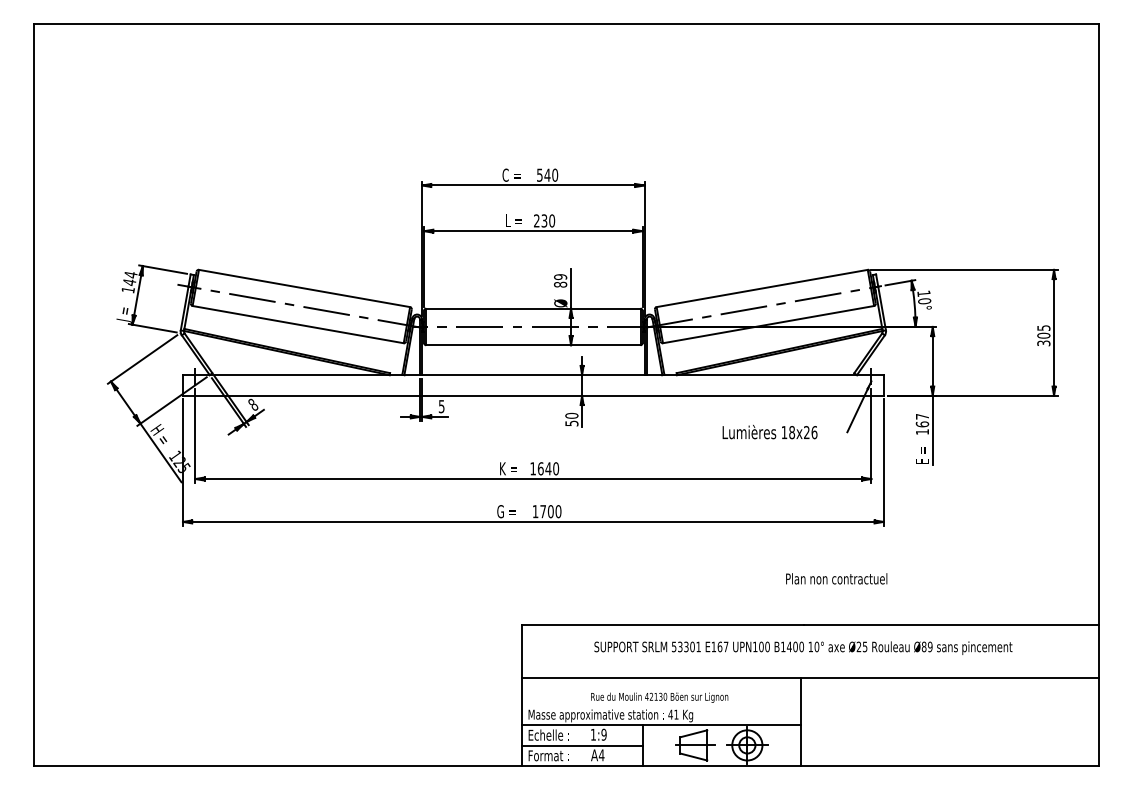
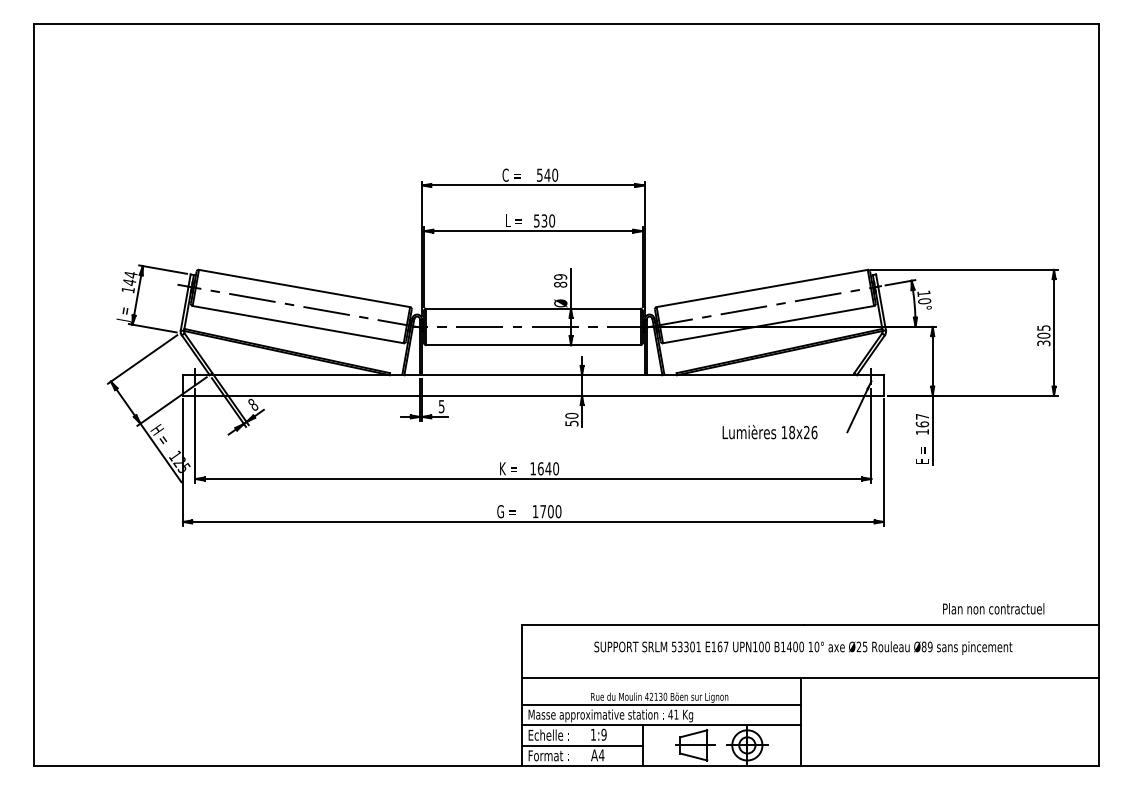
text: 230 -> 530 (536, 220)
text position: (836, 578) -> (993, 608) (993, 608)
line: none -> present (660, 705)
